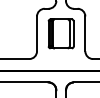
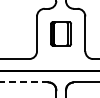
part size: 28x32 px -> 22x26 px (60, 33)
line: solid -> dashed (24, 82)
